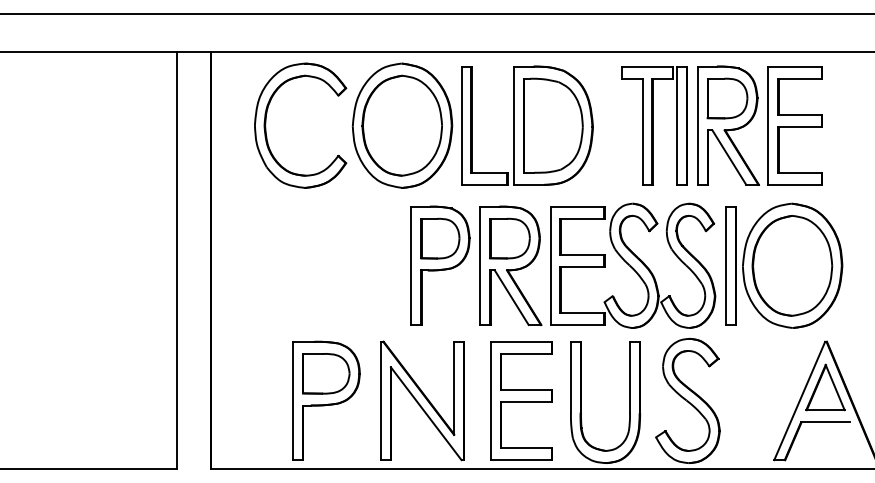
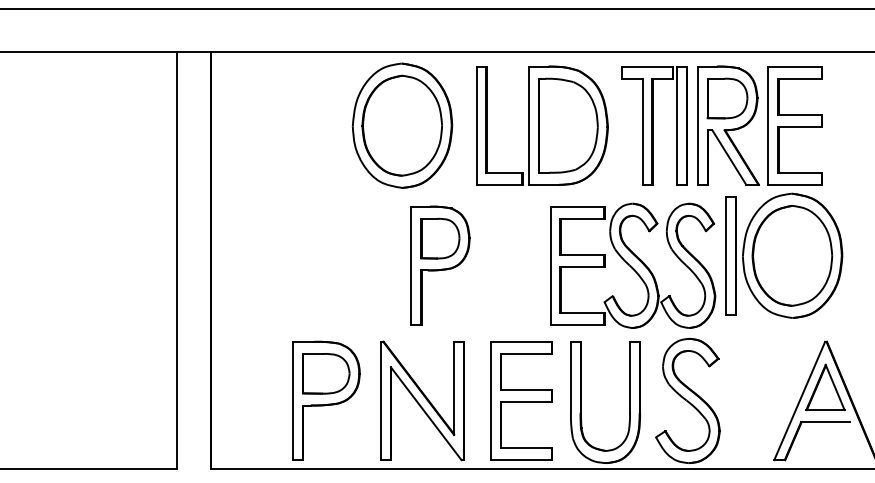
line position: (436, 14) -> (436, 9) (436, 9)
part: present -> none (266, 124)
part position: (527, 125) -> (542, 125) (542, 125)
part: present -> none (510, 265)
part position: (784, 265) -> (784, 255) (784, 255)
